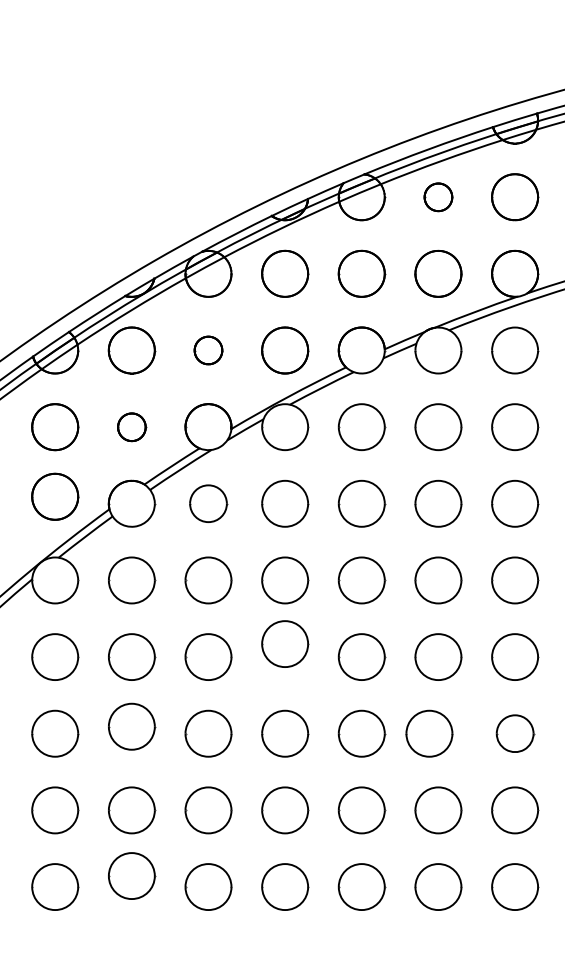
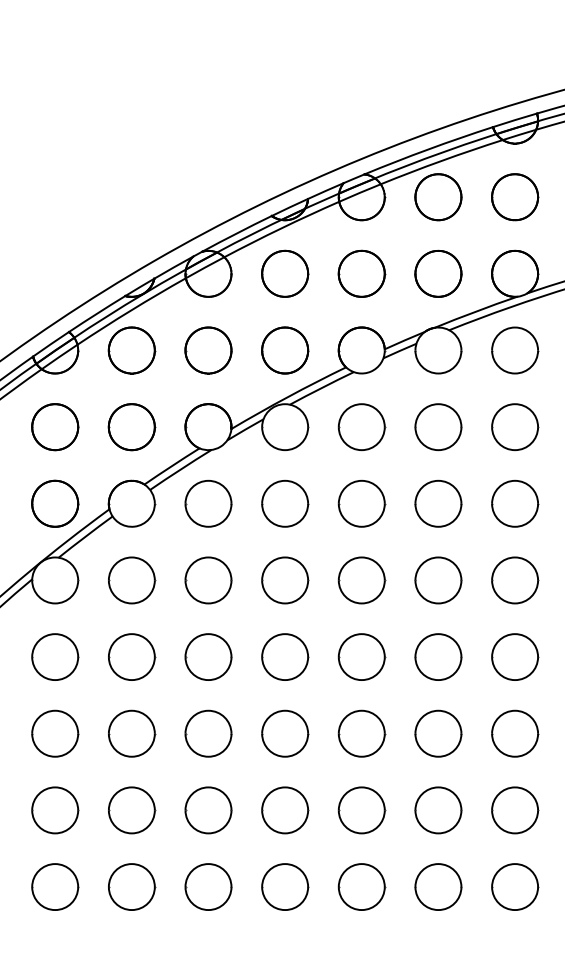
part size: 31x31 px -> 49x49 px (438, 197)
part size: 31x31 px -> 49x49 px (208, 350)
part size: 31x31 px -> 50x49 px (131, 427)
part position: (55, 496) -> (55, 503) (55, 503)
part size: 40x39 px -> 49x49 px (208, 503)
part position: (285, 643) -> (285, 656) (285, 656)
part position: (132, 726) -> (132, 733) (132, 733)
part position: (429, 733) -> (438, 733) (438, 733)
part size: 41x39 px -> 49x49 px (515, 733)
part position: (132, 875) -> (132, 886) (132, 886)
